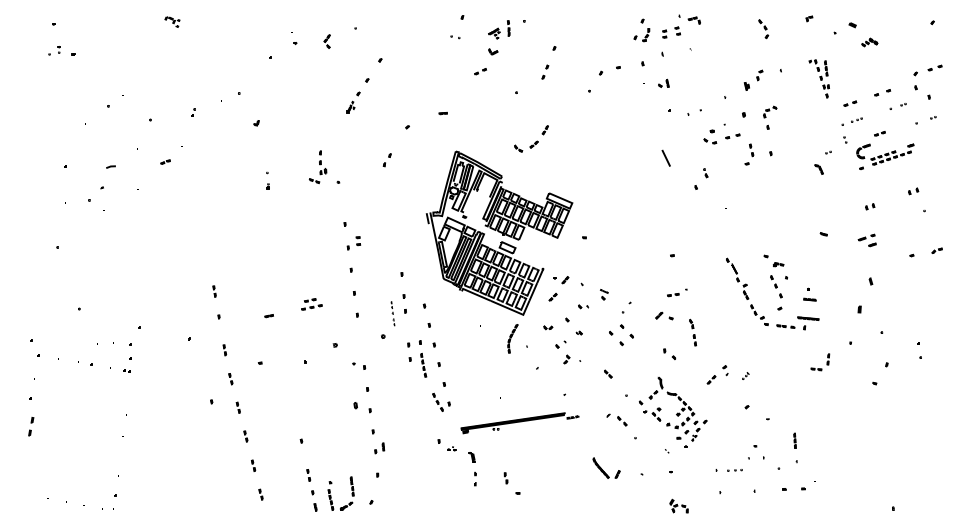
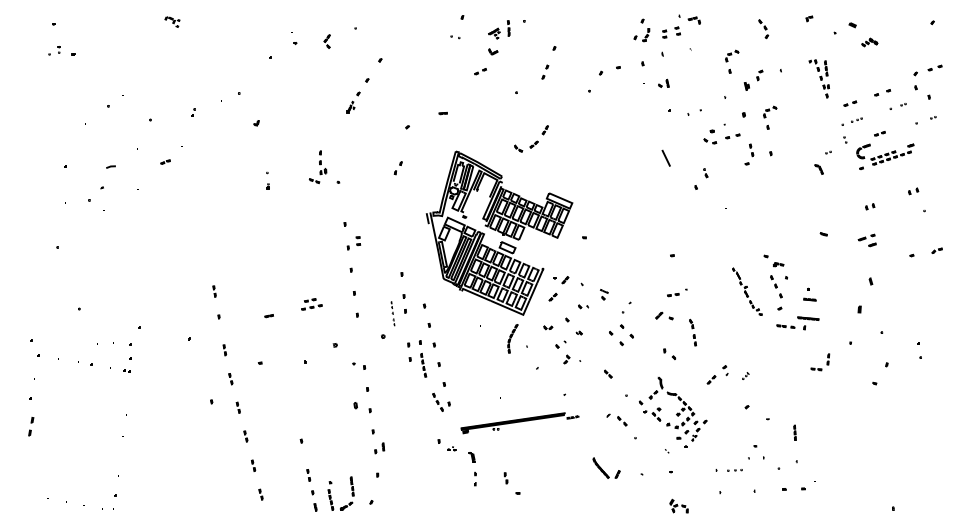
part: none -> present (732, 61)
part position: (386, 160) -> (397, 168) (397, 168)
part size: 43x69 px -> 31x49 px (747, 291)
part position: (794, 440) -> (794, 432) (794, 432)
